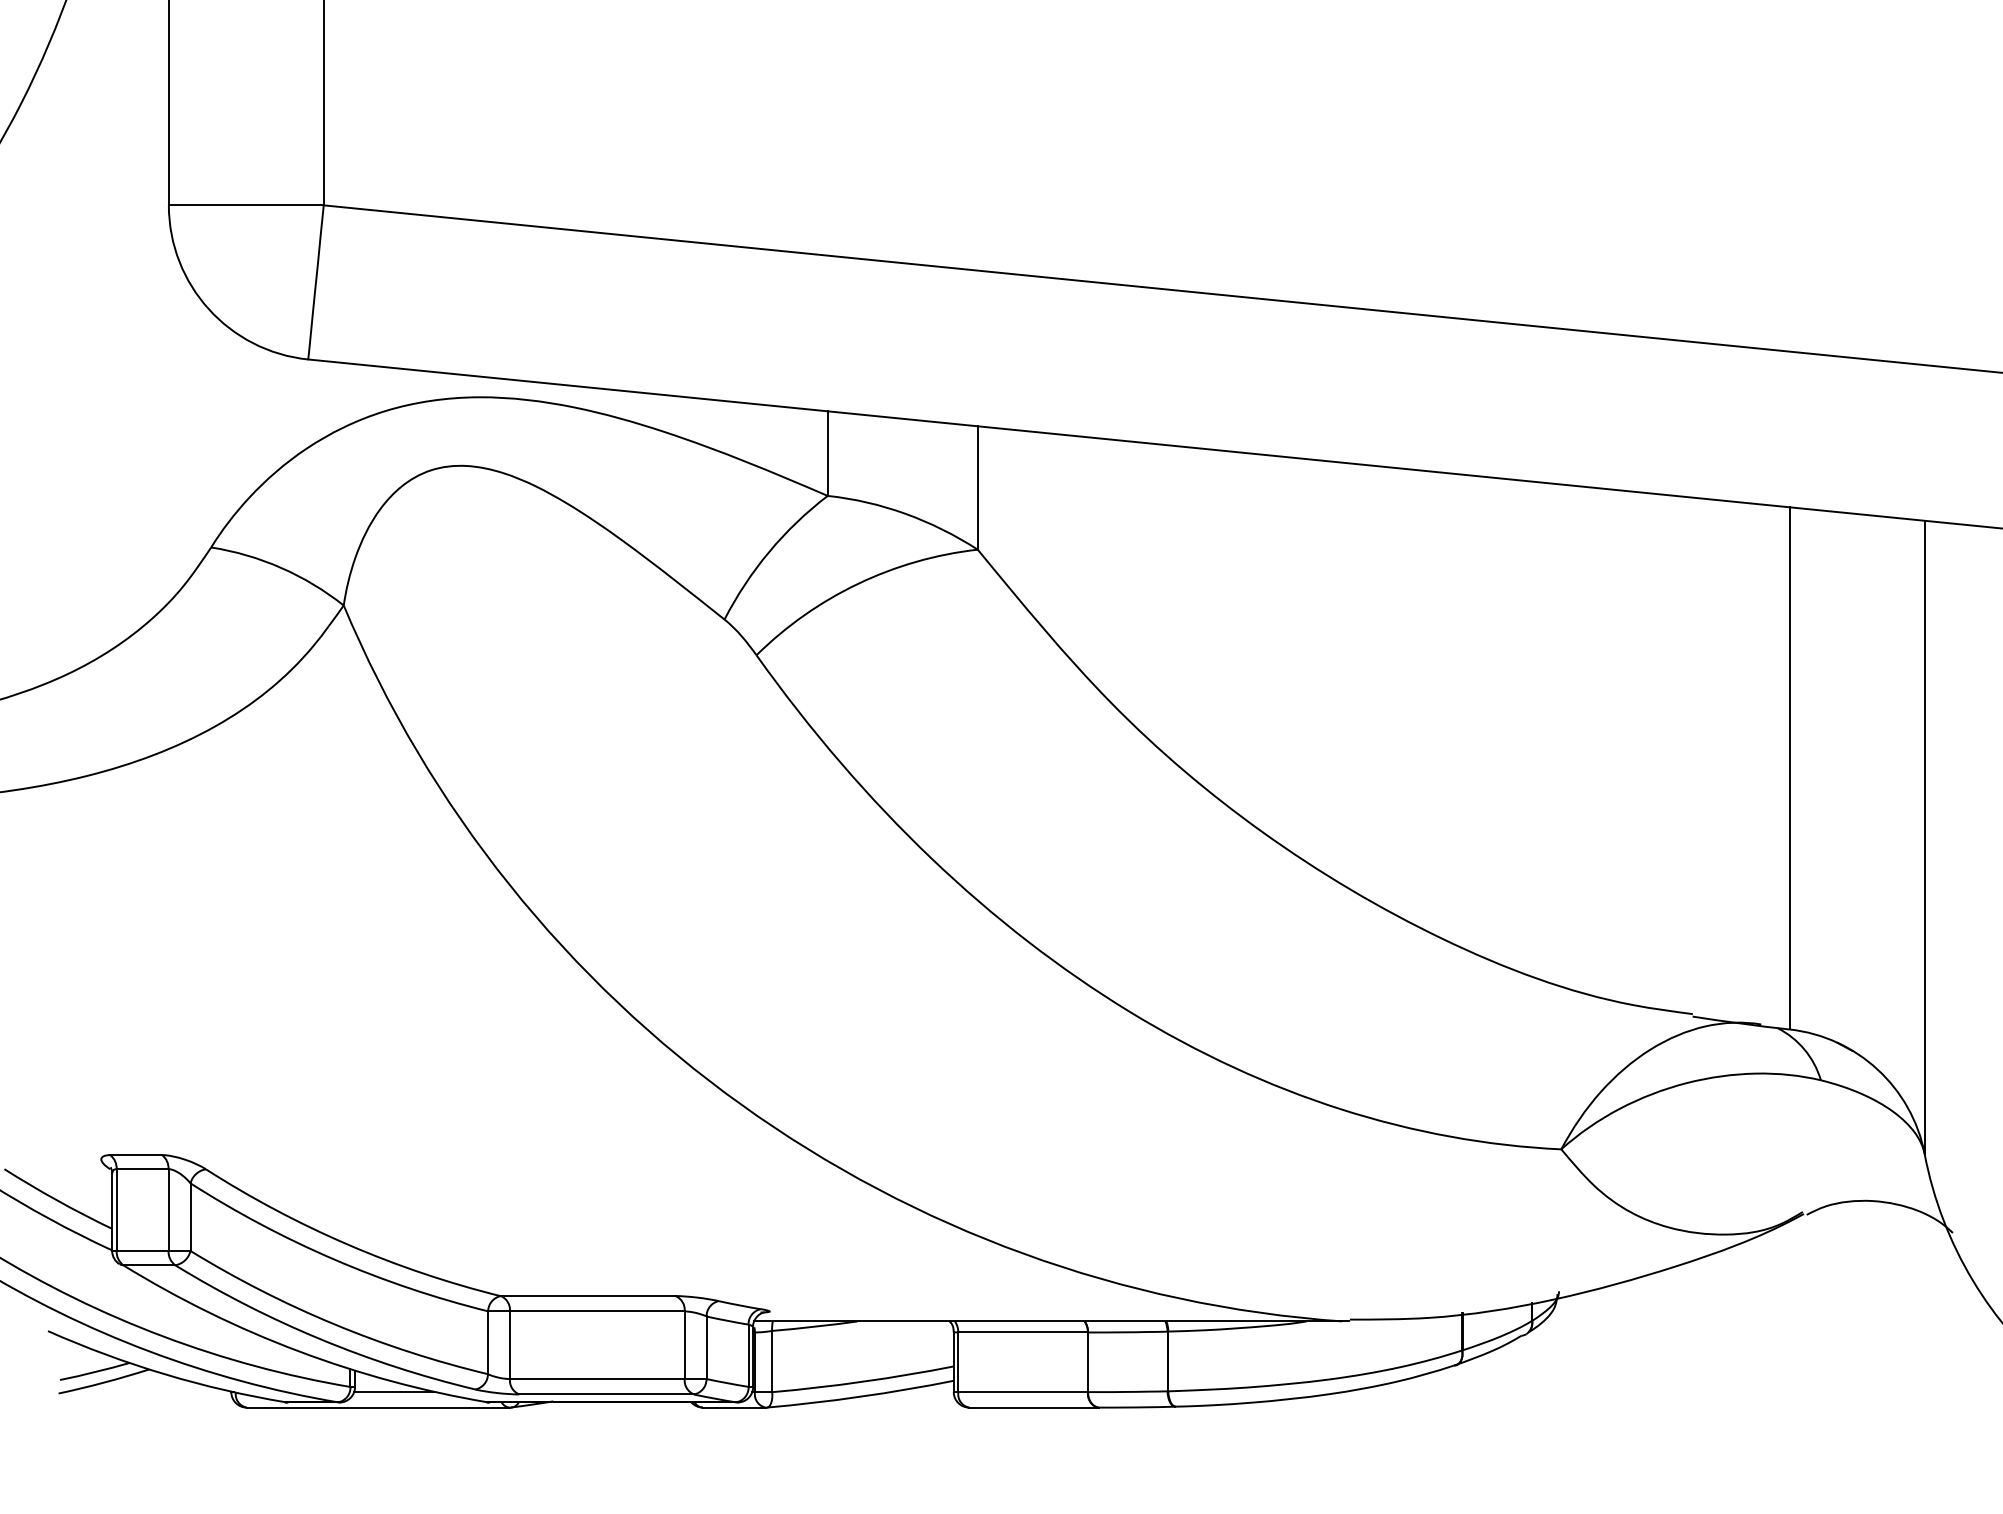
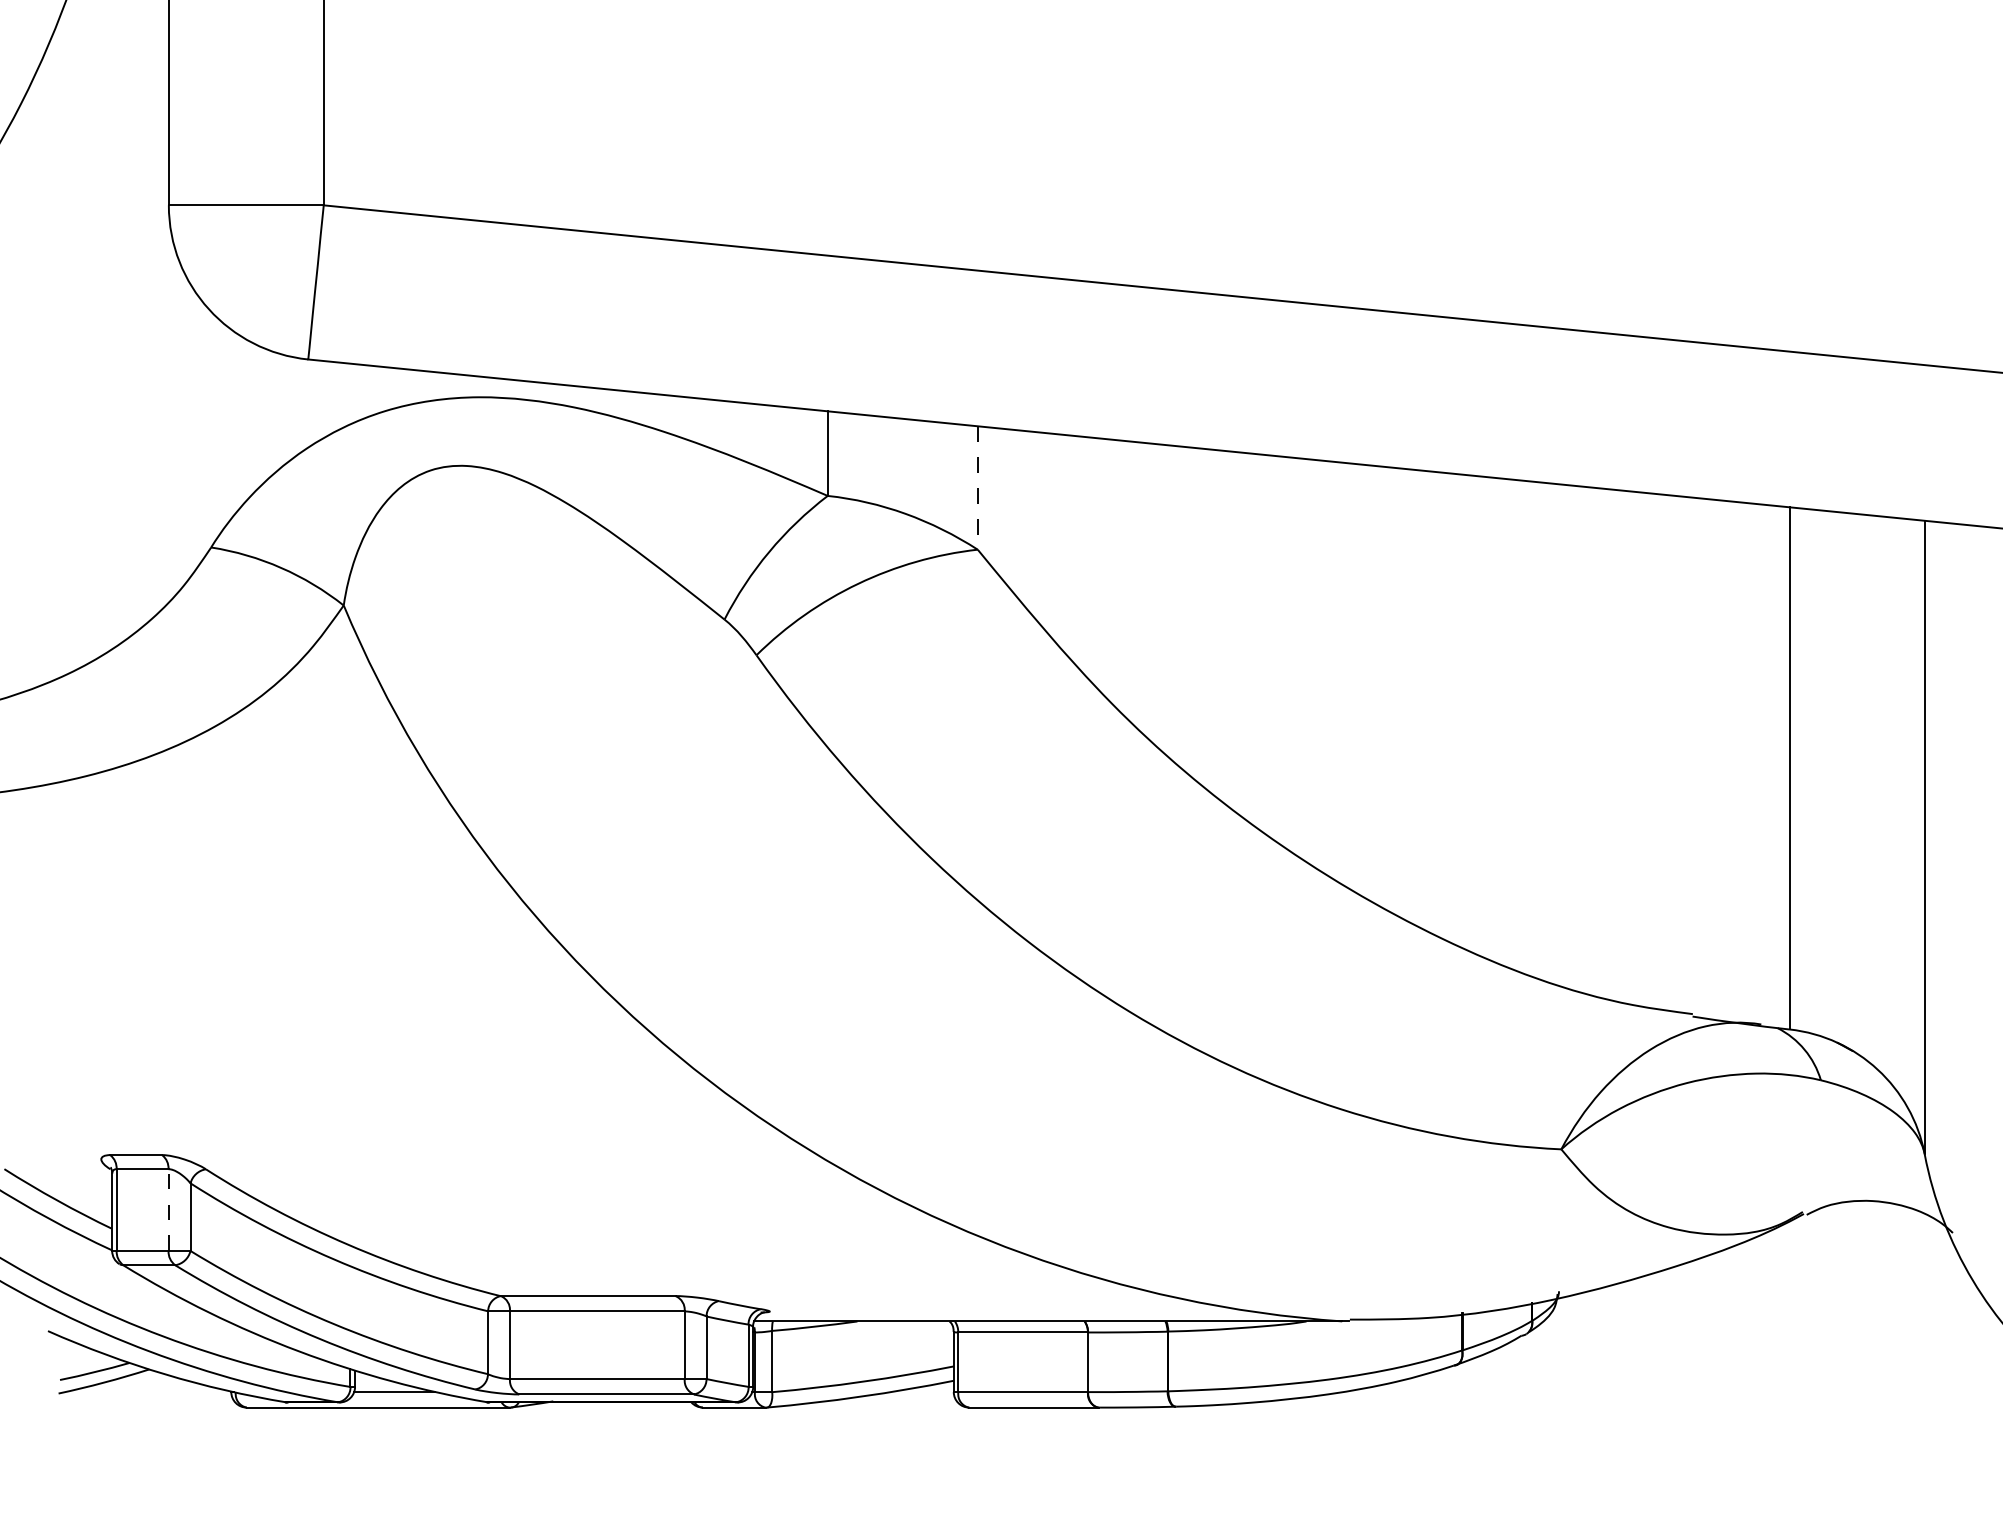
line: solid -> dashed (977, 487)
line: solid -> dashed (168, 1210)
